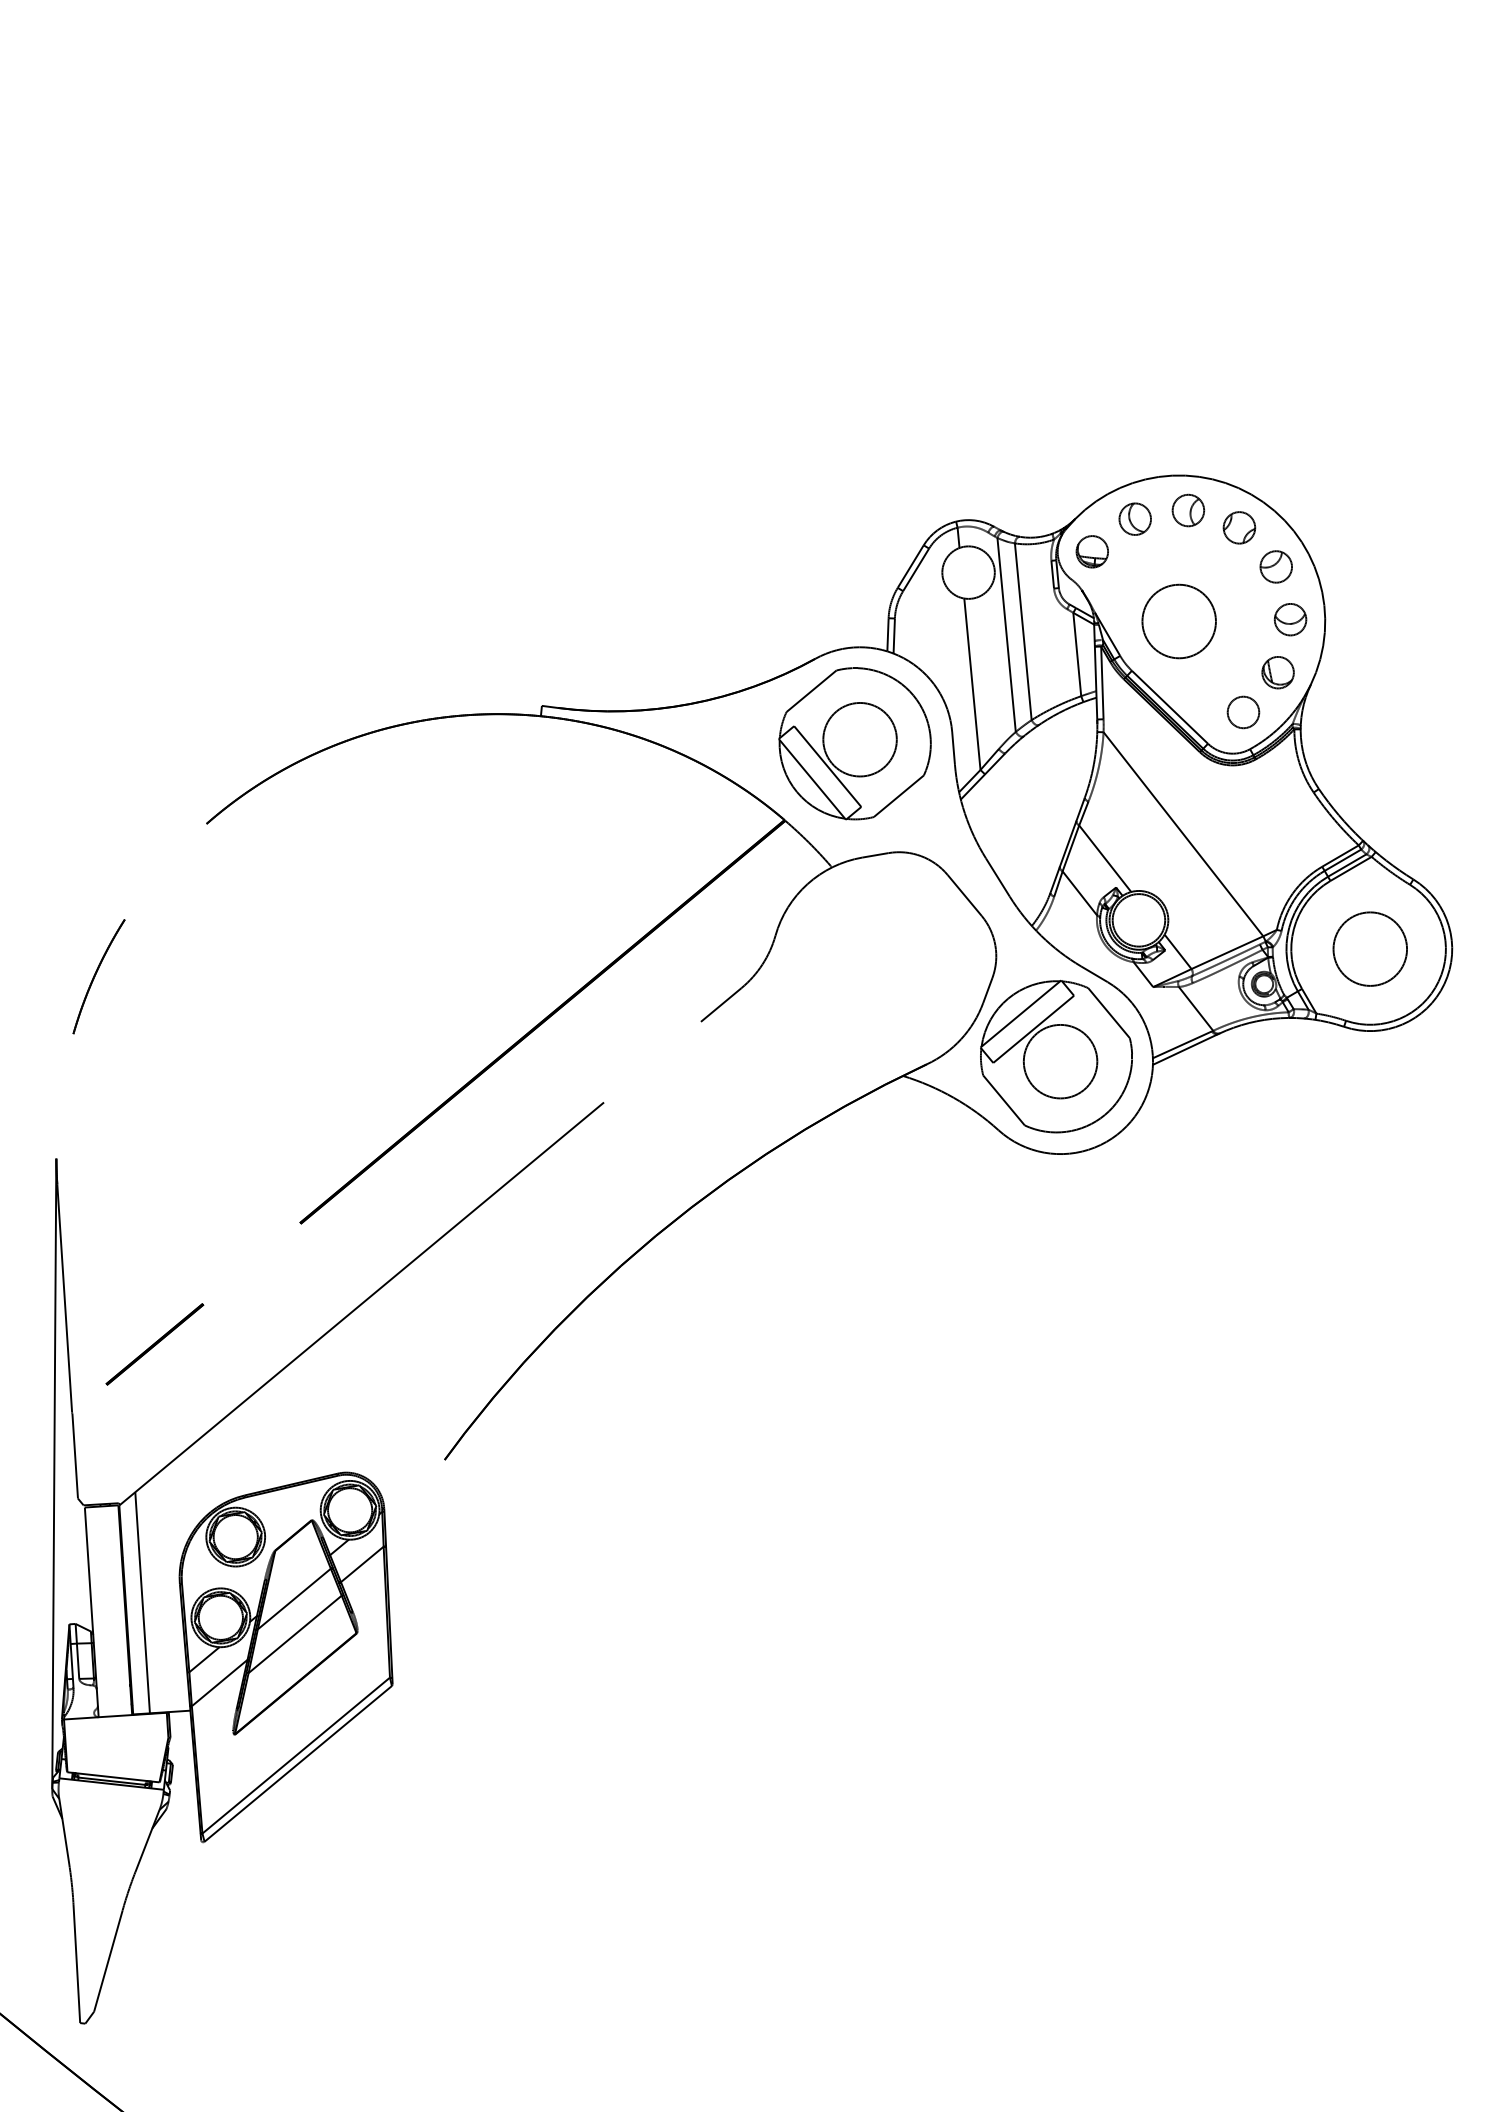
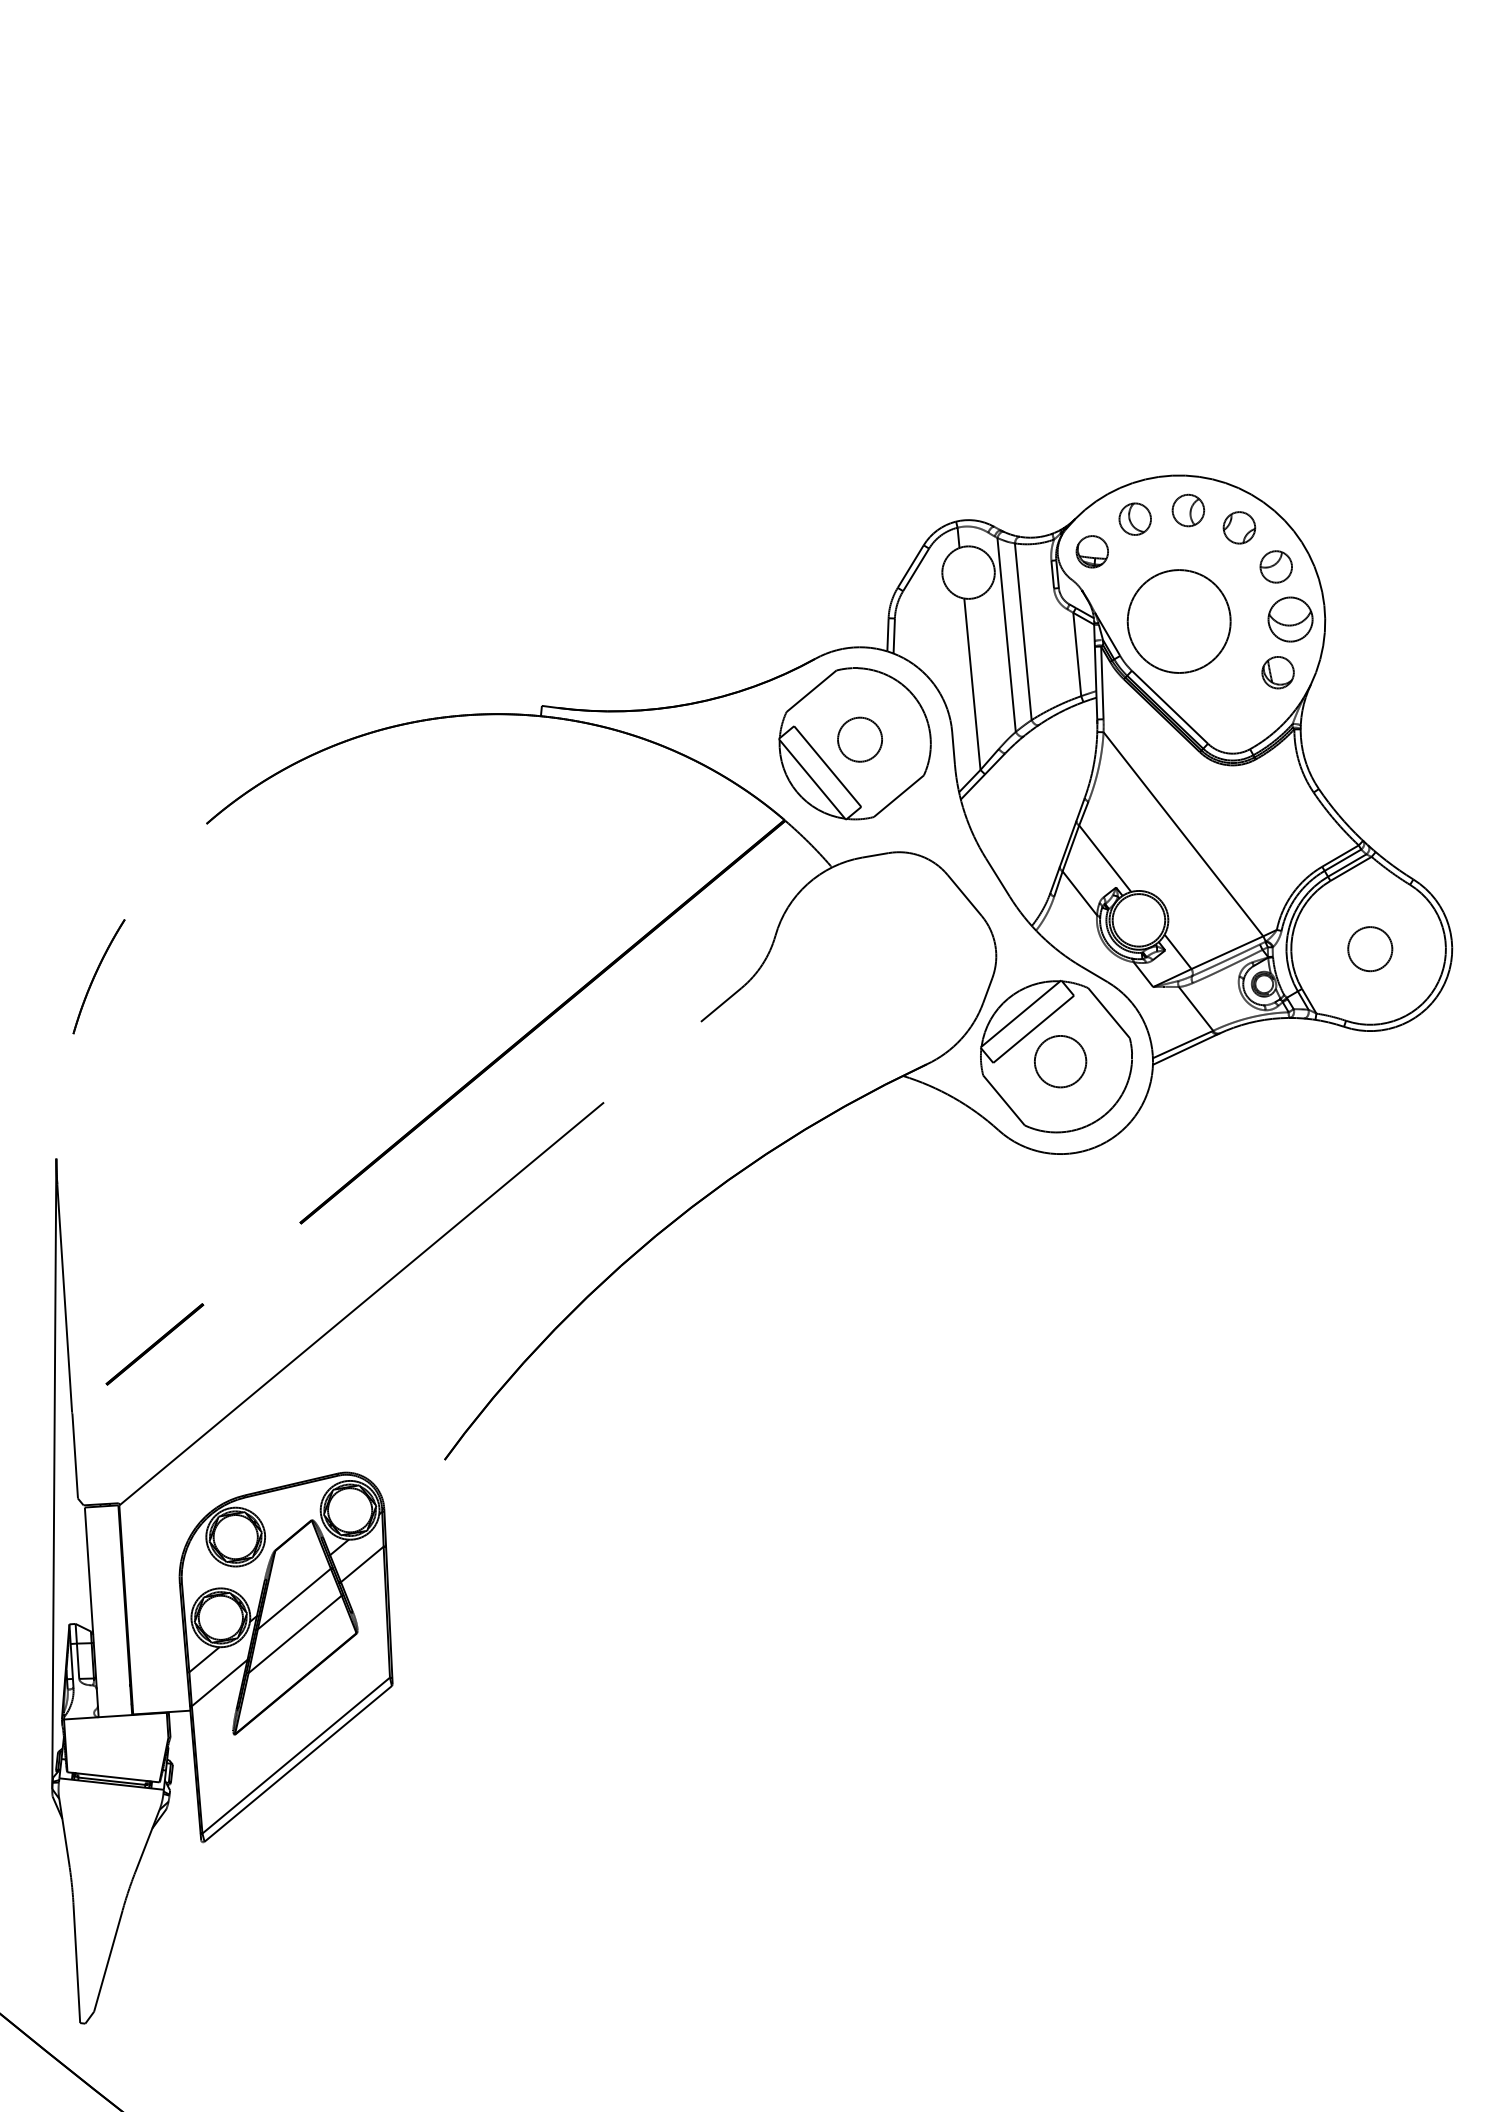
part size: 35x34 px -> 47x47 px (1290, 619)
circle diameter: 74 px -> 103 px (1178, 621)
circle: present -> none (1243, 712)
circle diameter: 74 px -> 44 px (860, 739)
circle diameter: 74 px -> 44 px (1370, 949)
circle diameter: 74 px -> 51 px (1060, 1061)
line: present -> none (142, 1602)
